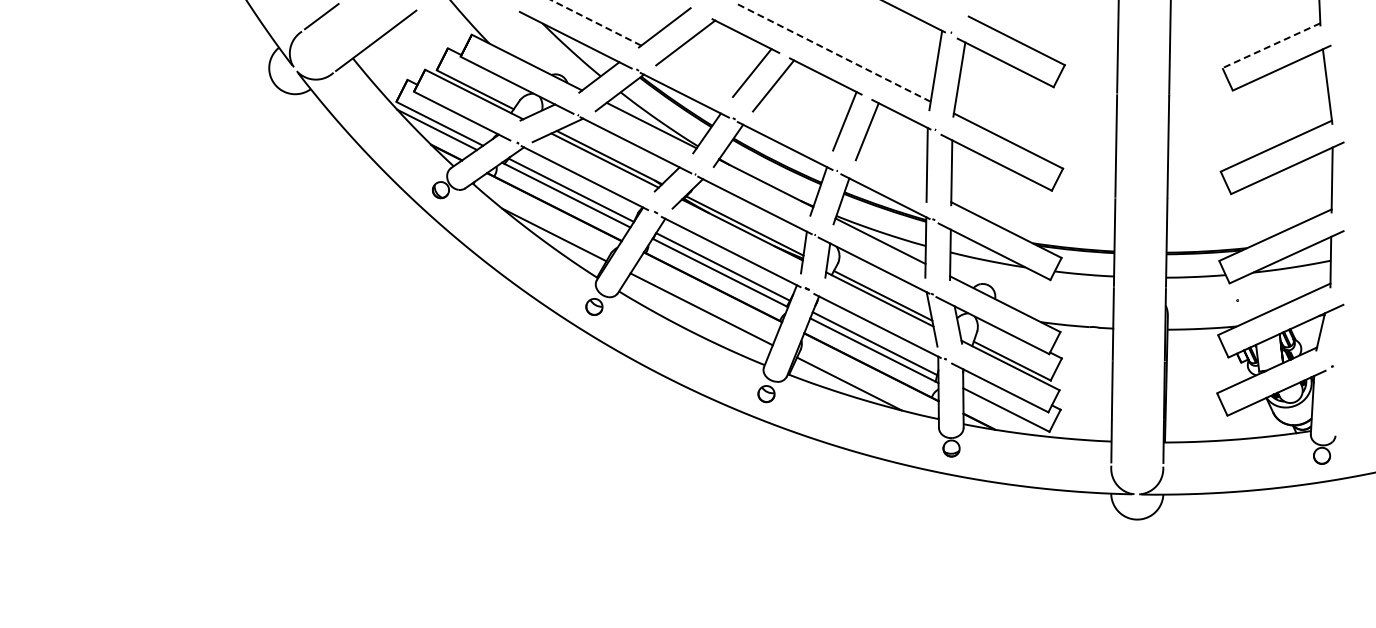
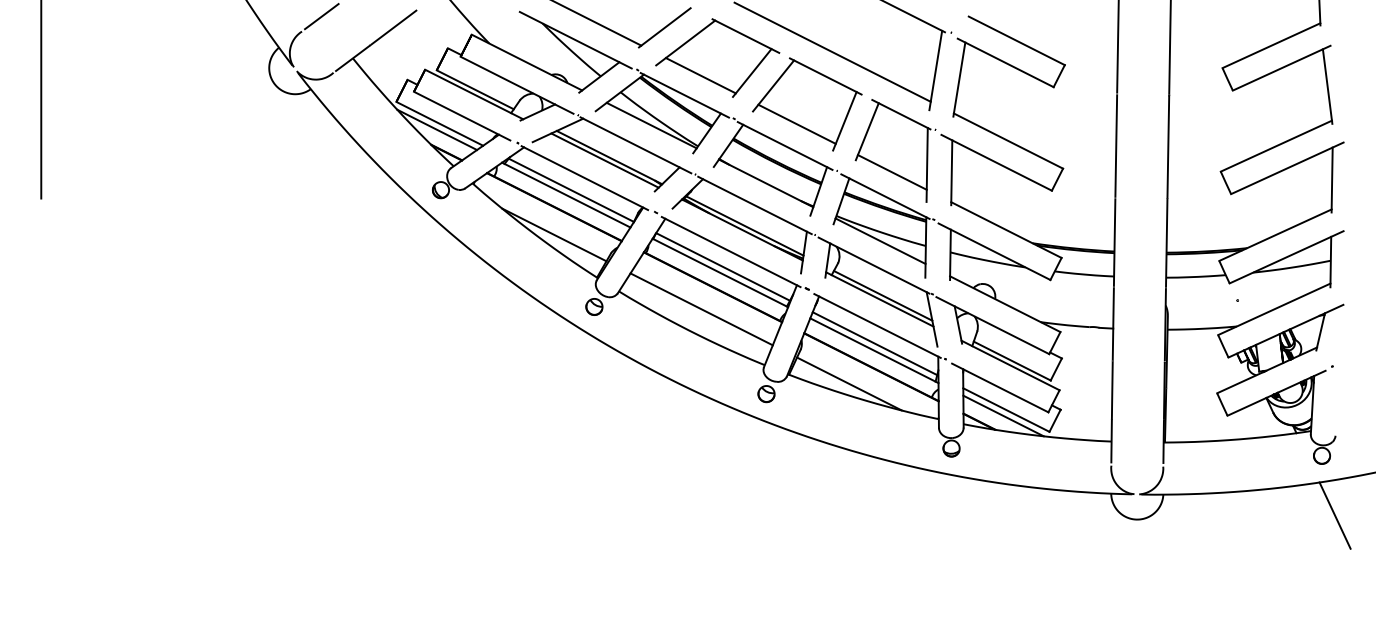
line: dashed -> solid (595, 22)
line: dashed -> solid (1271, 45)
line: dashed -> solid (832, 52)
line: none -> present (700, 75)
line: none -> present (41, 100)
line: none -> present (796, 123)
line: none -> present (891, 172)
line: none -> present (1003, 415)
line: none -> present (1334, 515)
